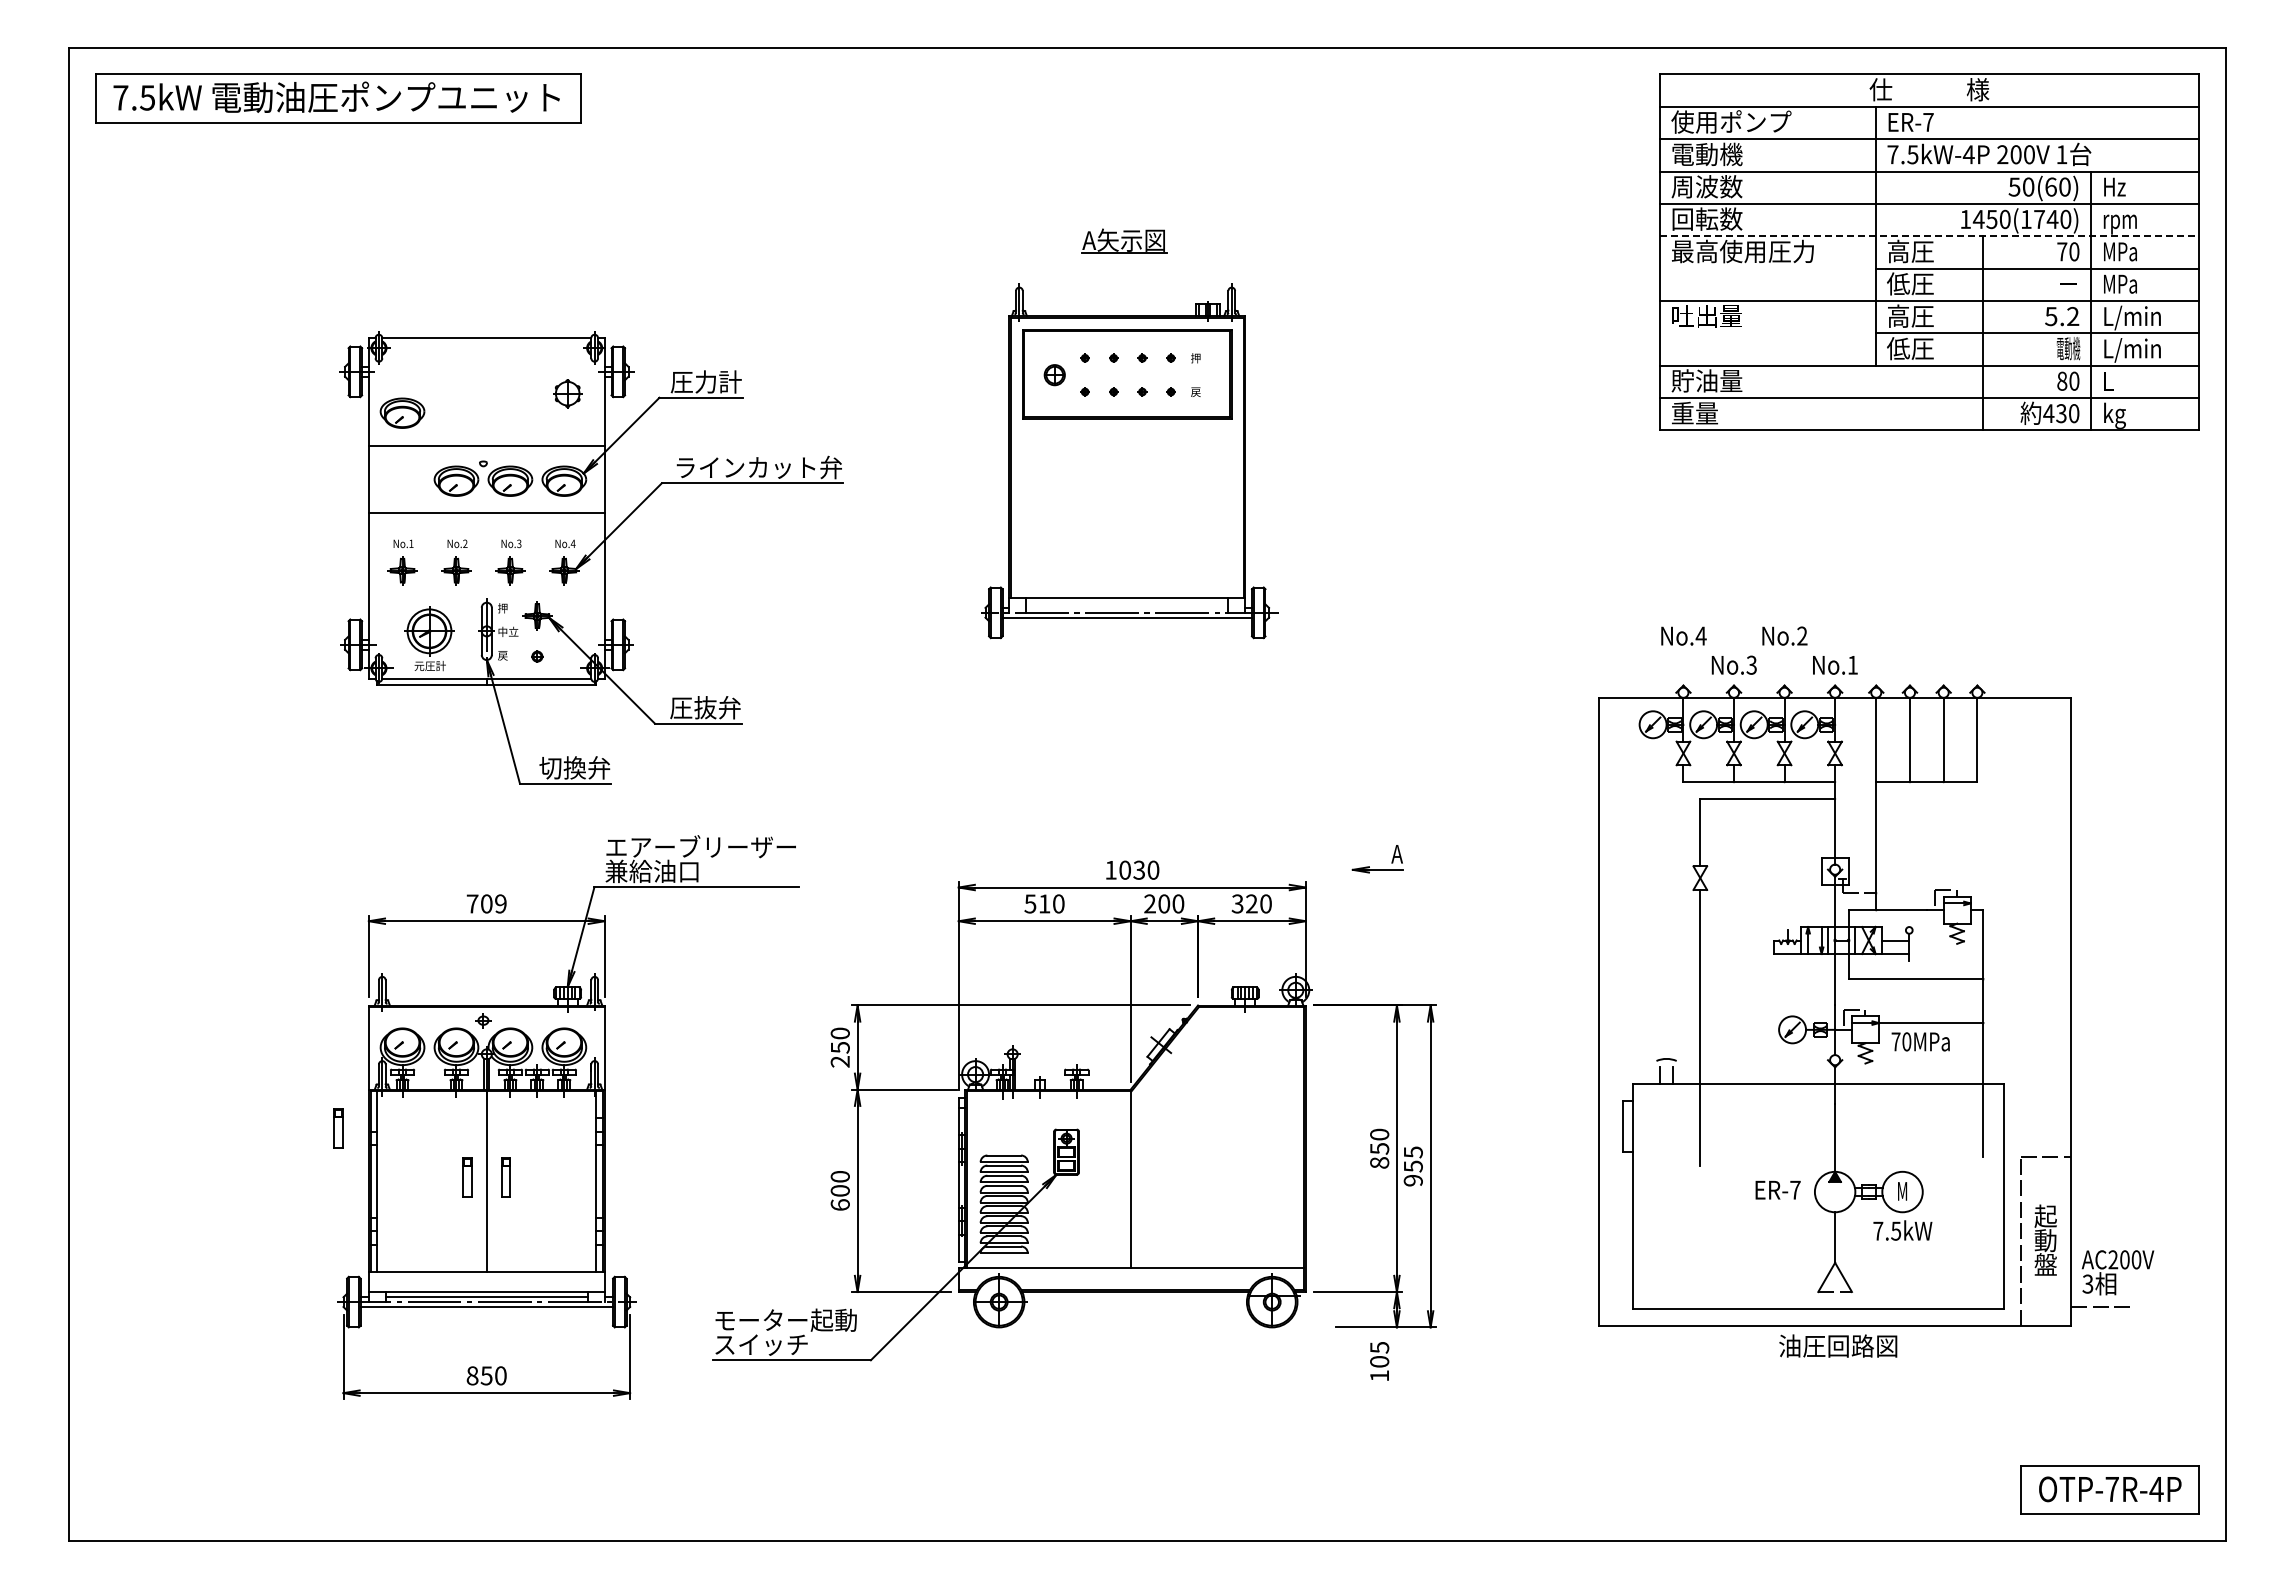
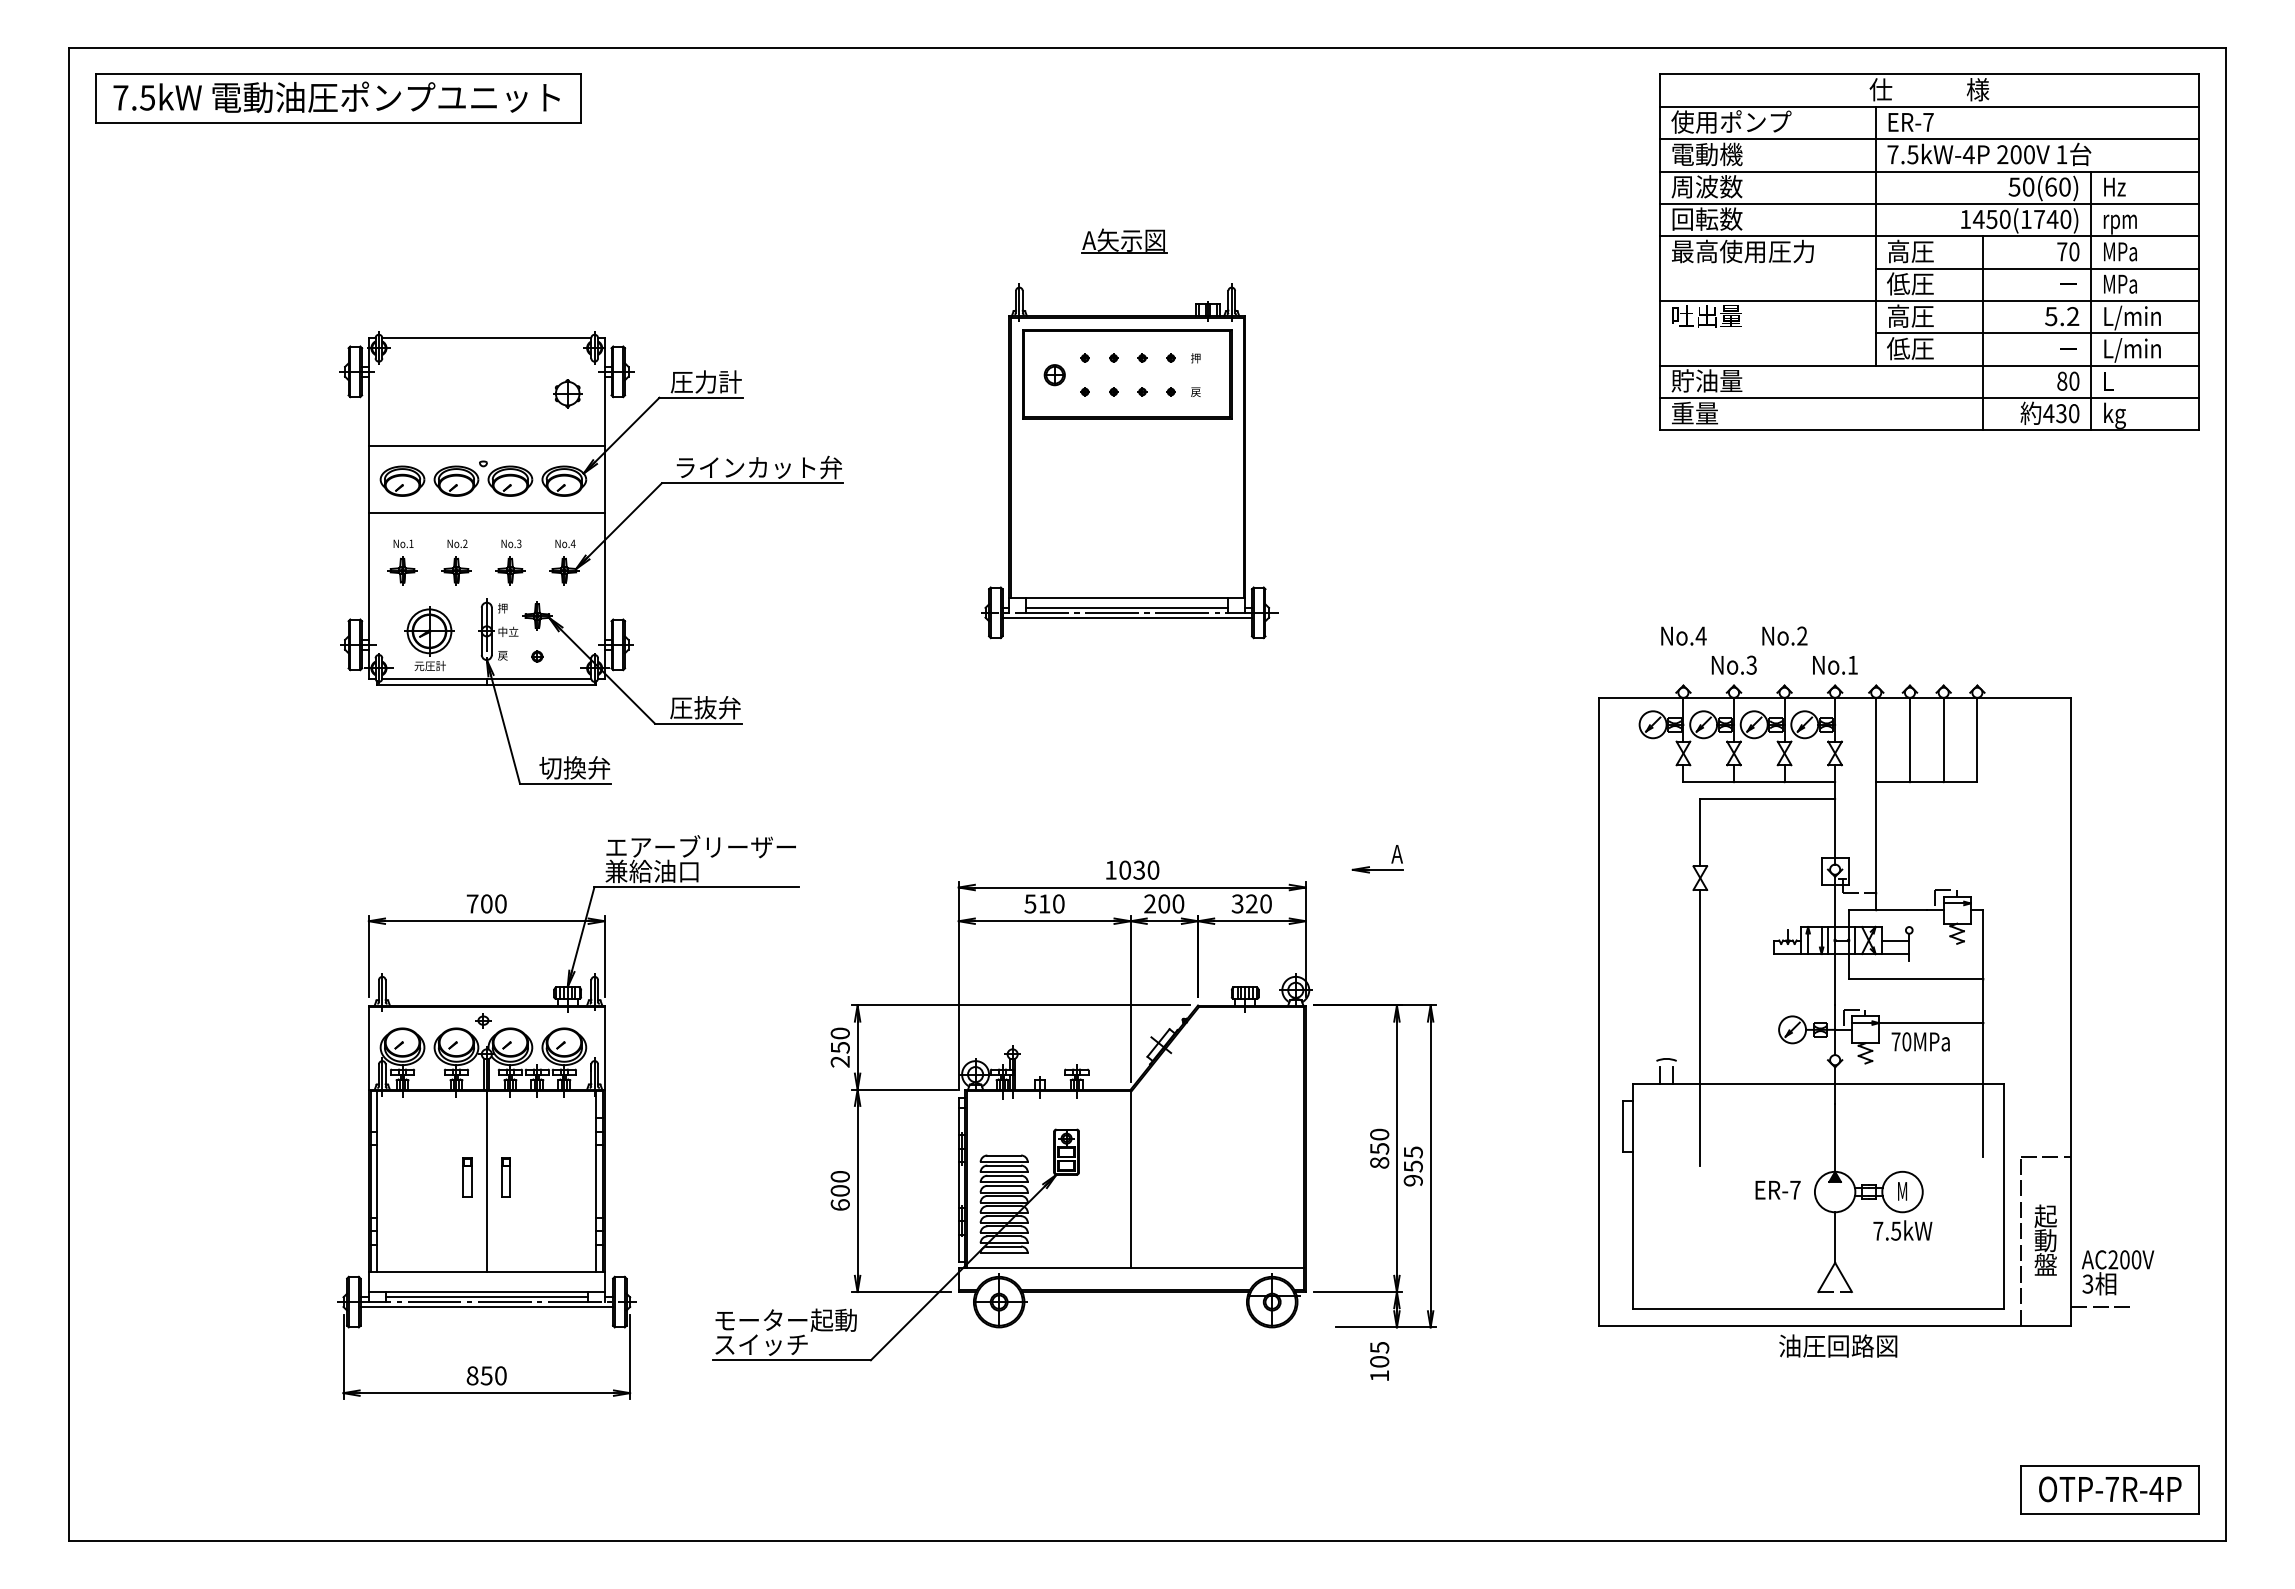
line: dashed -> solid (1929, 236)
text: 電動機 -> － (2068, 348)
part position: (402, 412) -> (402, 480) (402, 480)
line: none -> present (1127, 607)
text: 709 -> 700 (500, 903)
part: present -> none (338, 1128)
